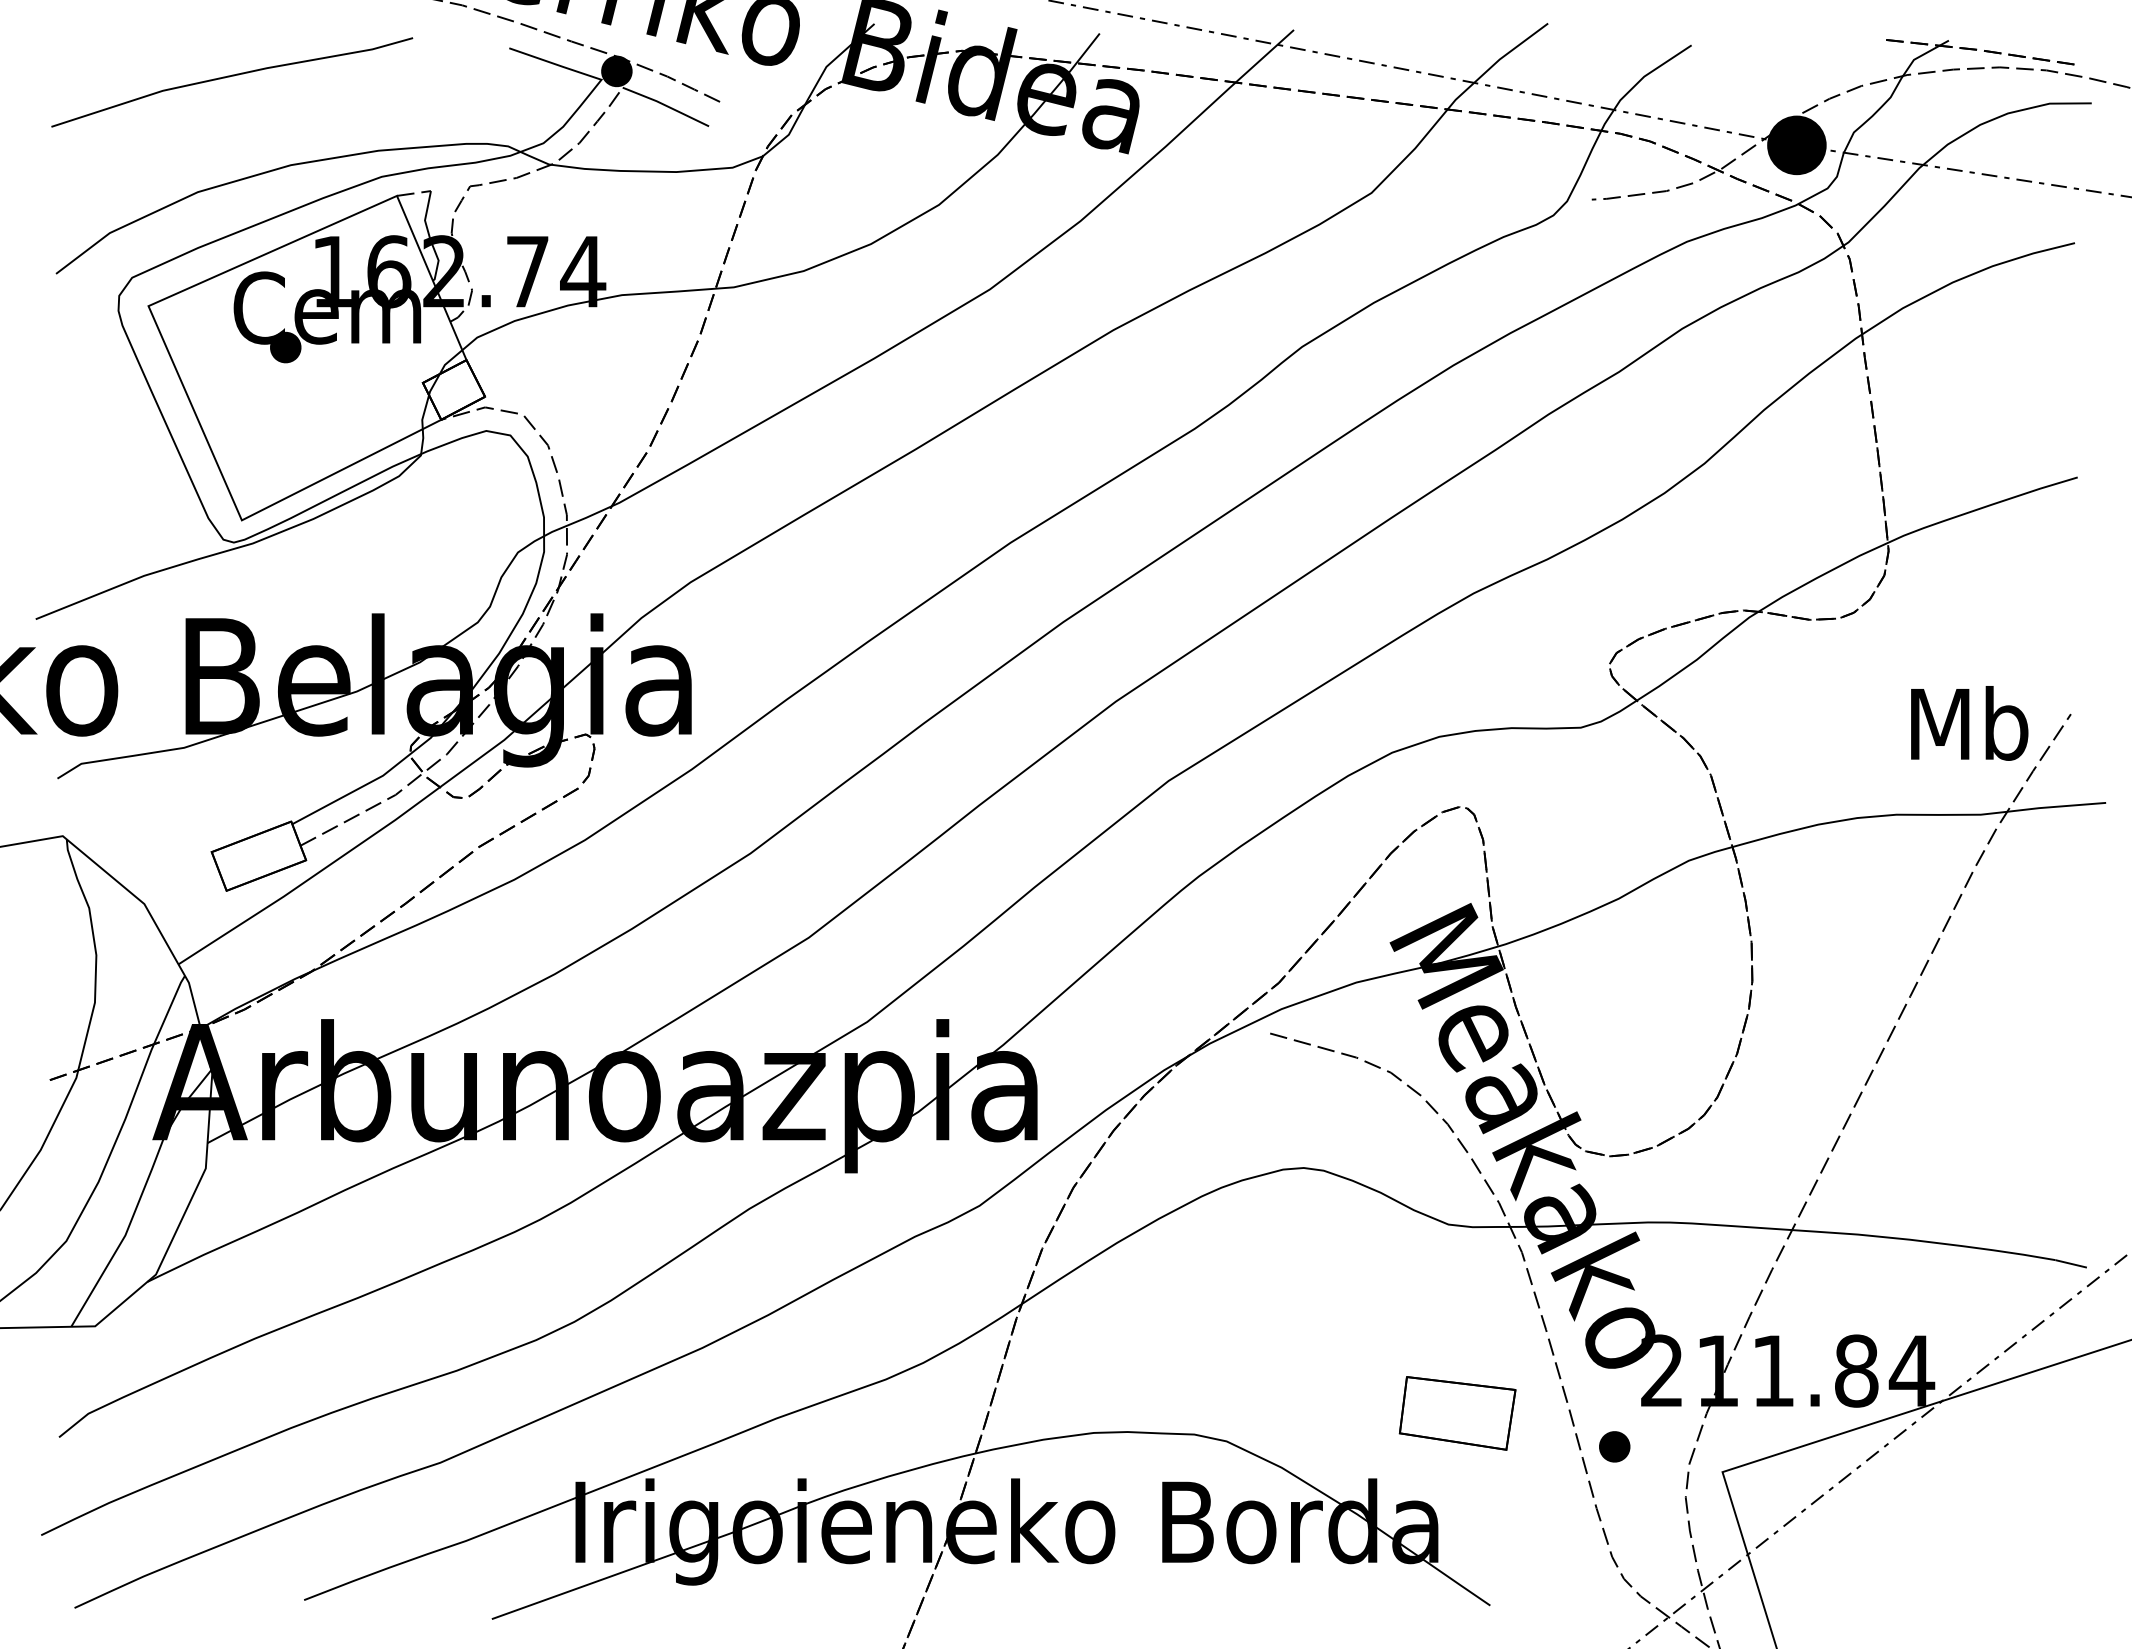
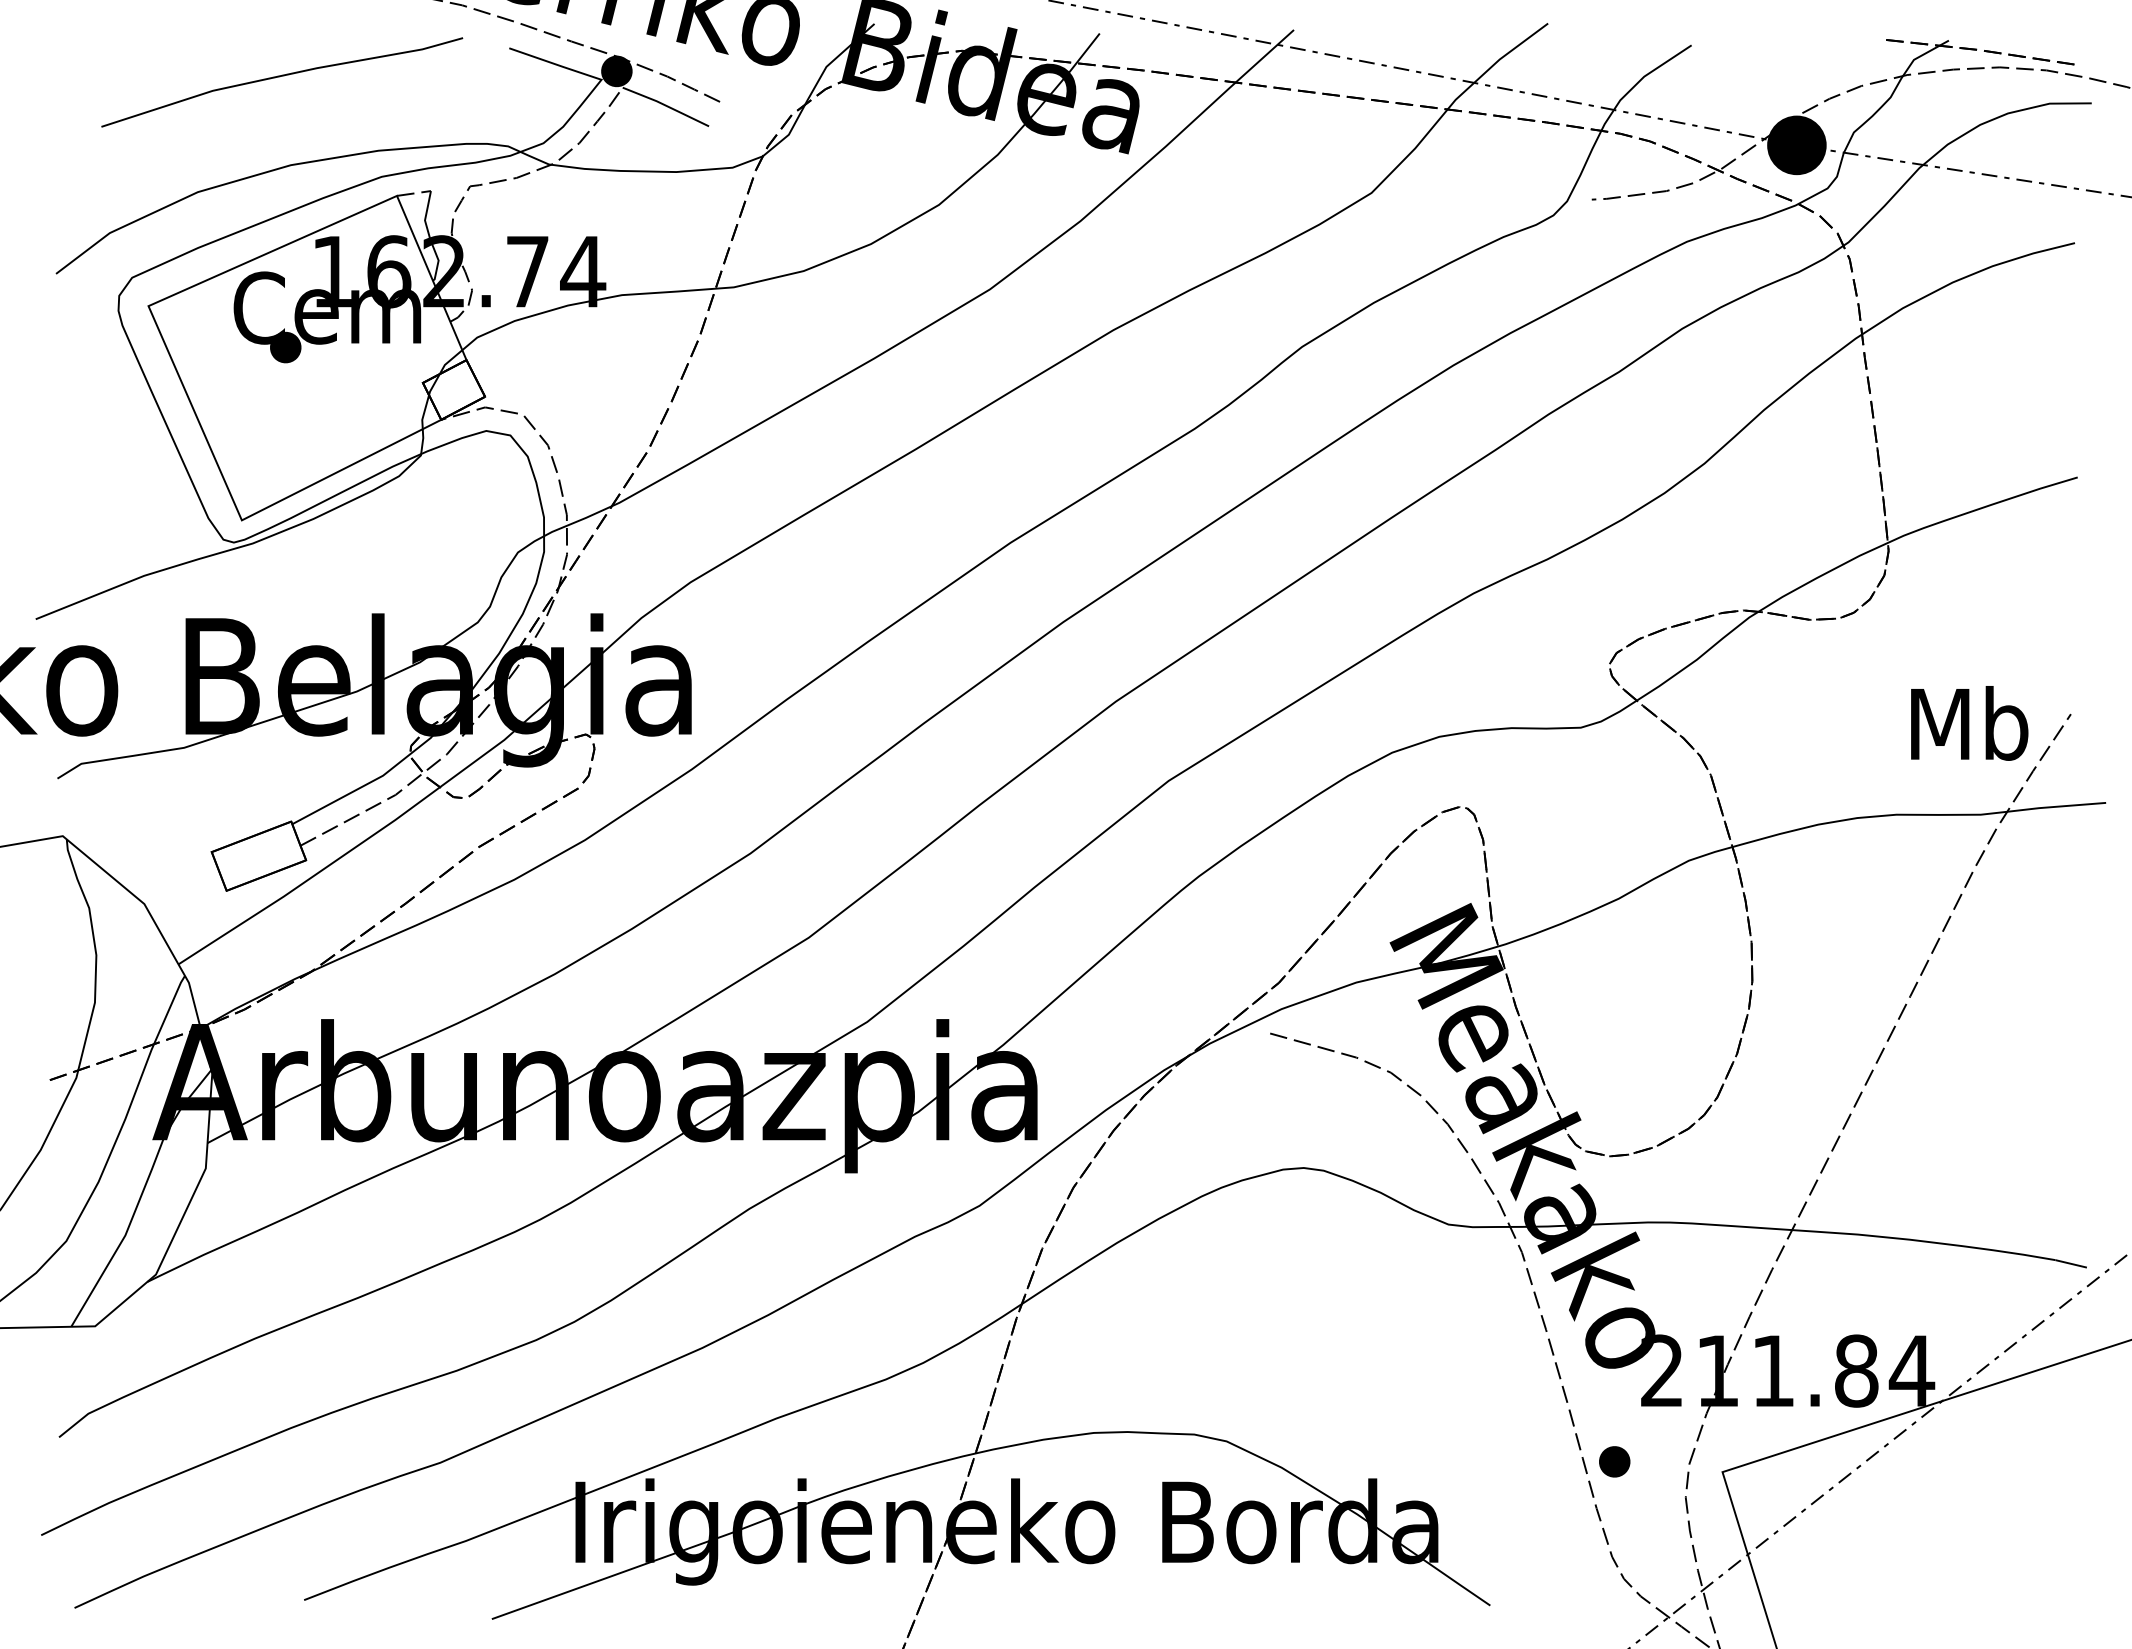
line position: (229, 77) -> (279, 77) (279, 77)
part: present -> none (1457, 1413)
part position: (1614, 1446) -> (1614, 1461) (1614, 1461)
